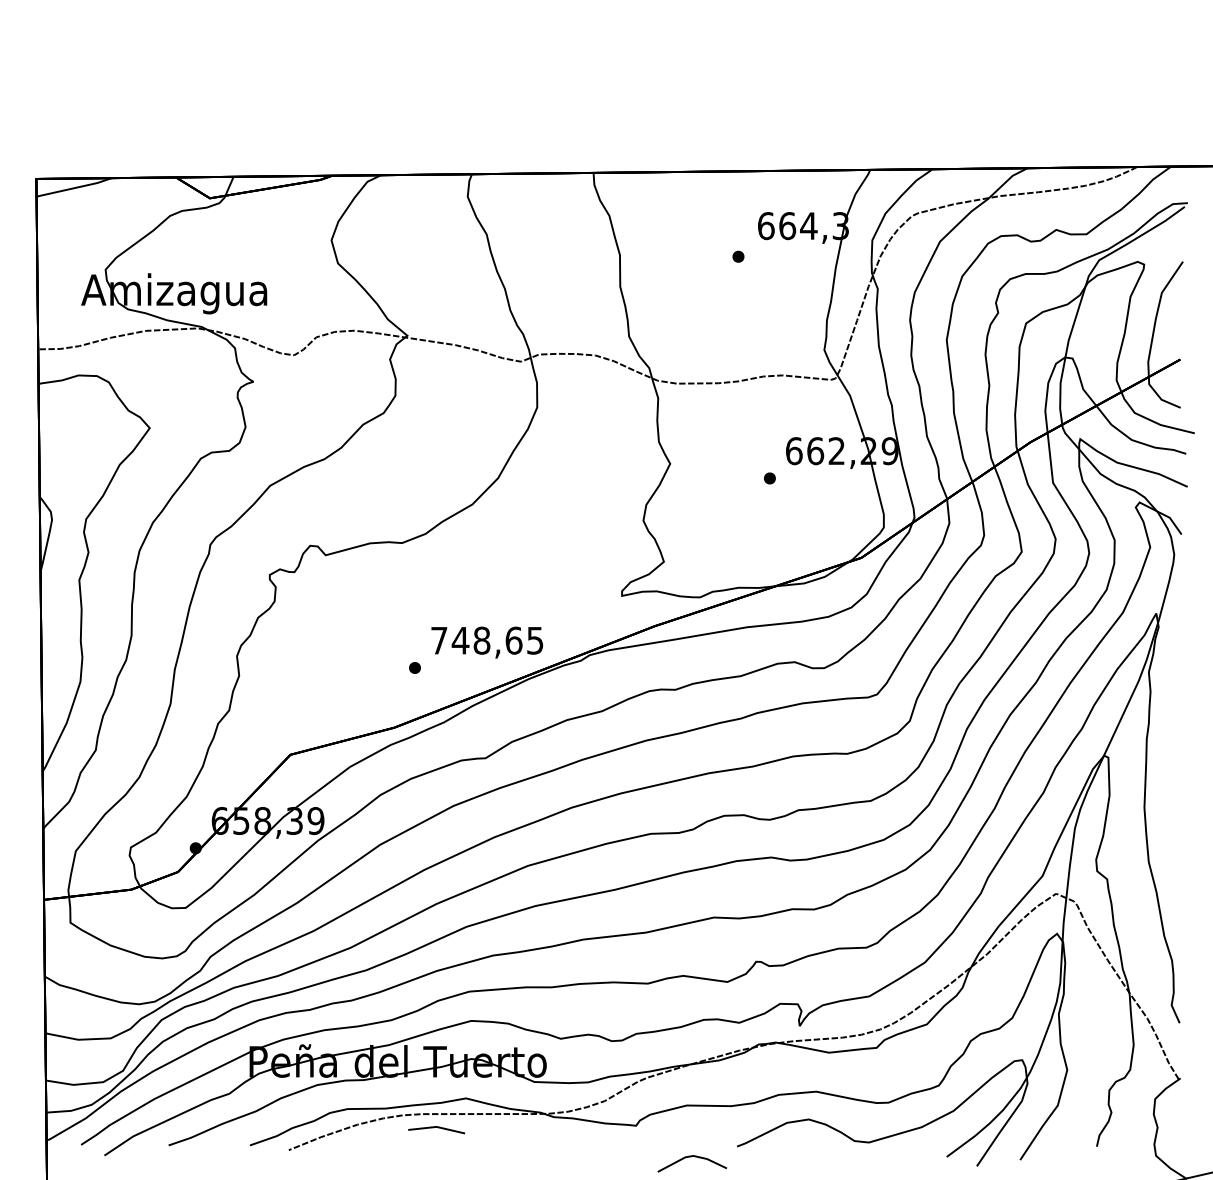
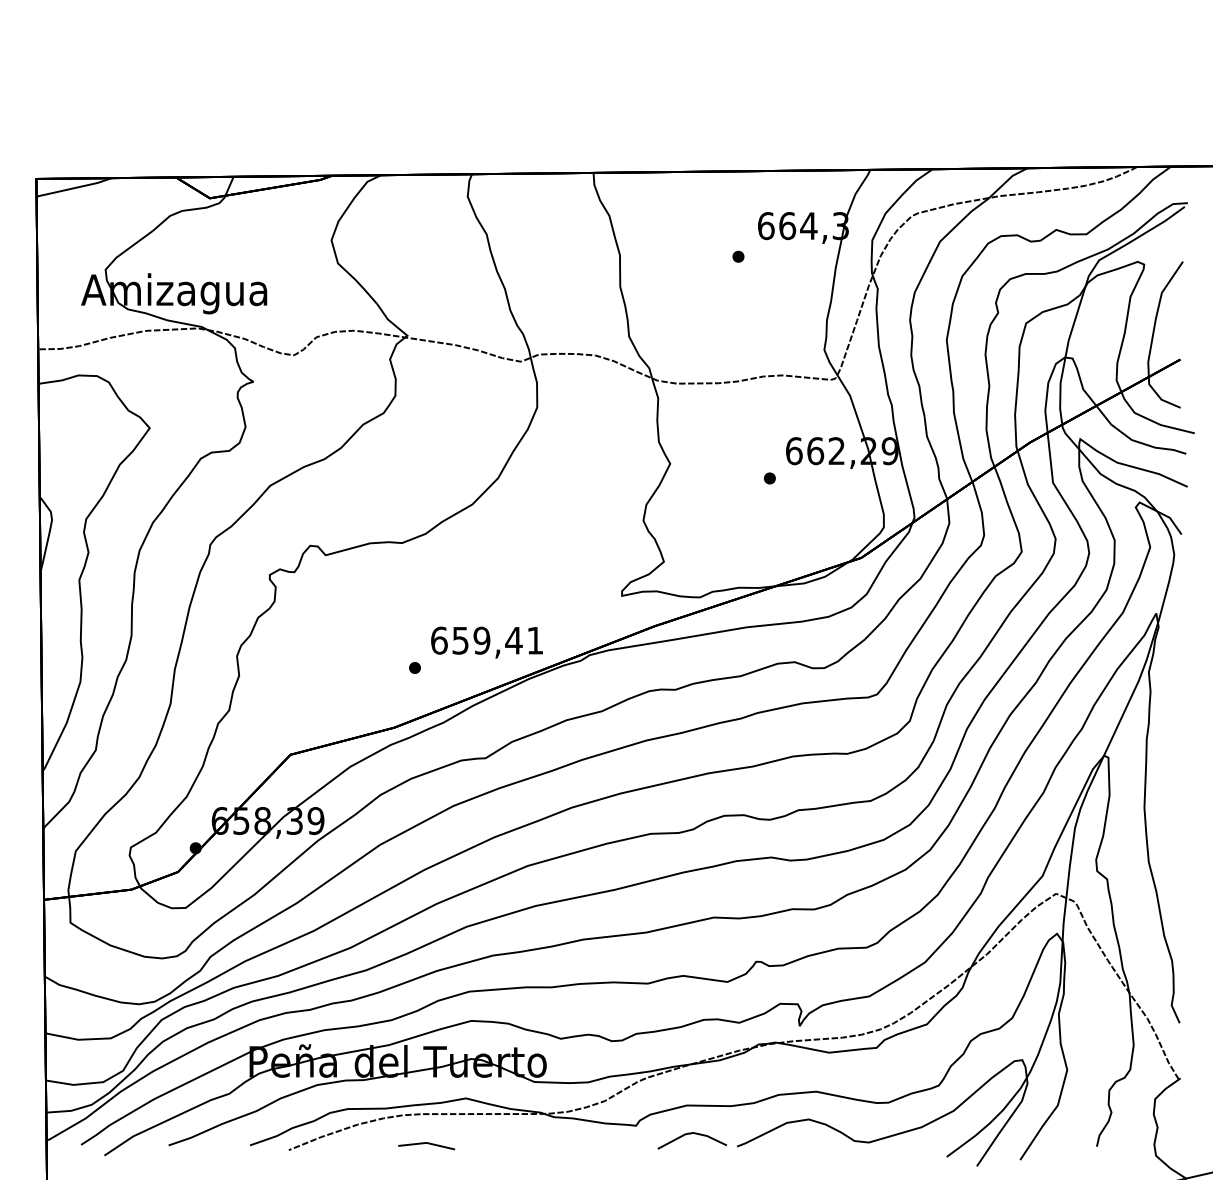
text: 748,65 -> 659,41 (487, 640)
line position: (438, 1128) -> (428, 1144) (428, 1144)
line position: (691, 1157) -> (691, 1134) (691, 1134)
